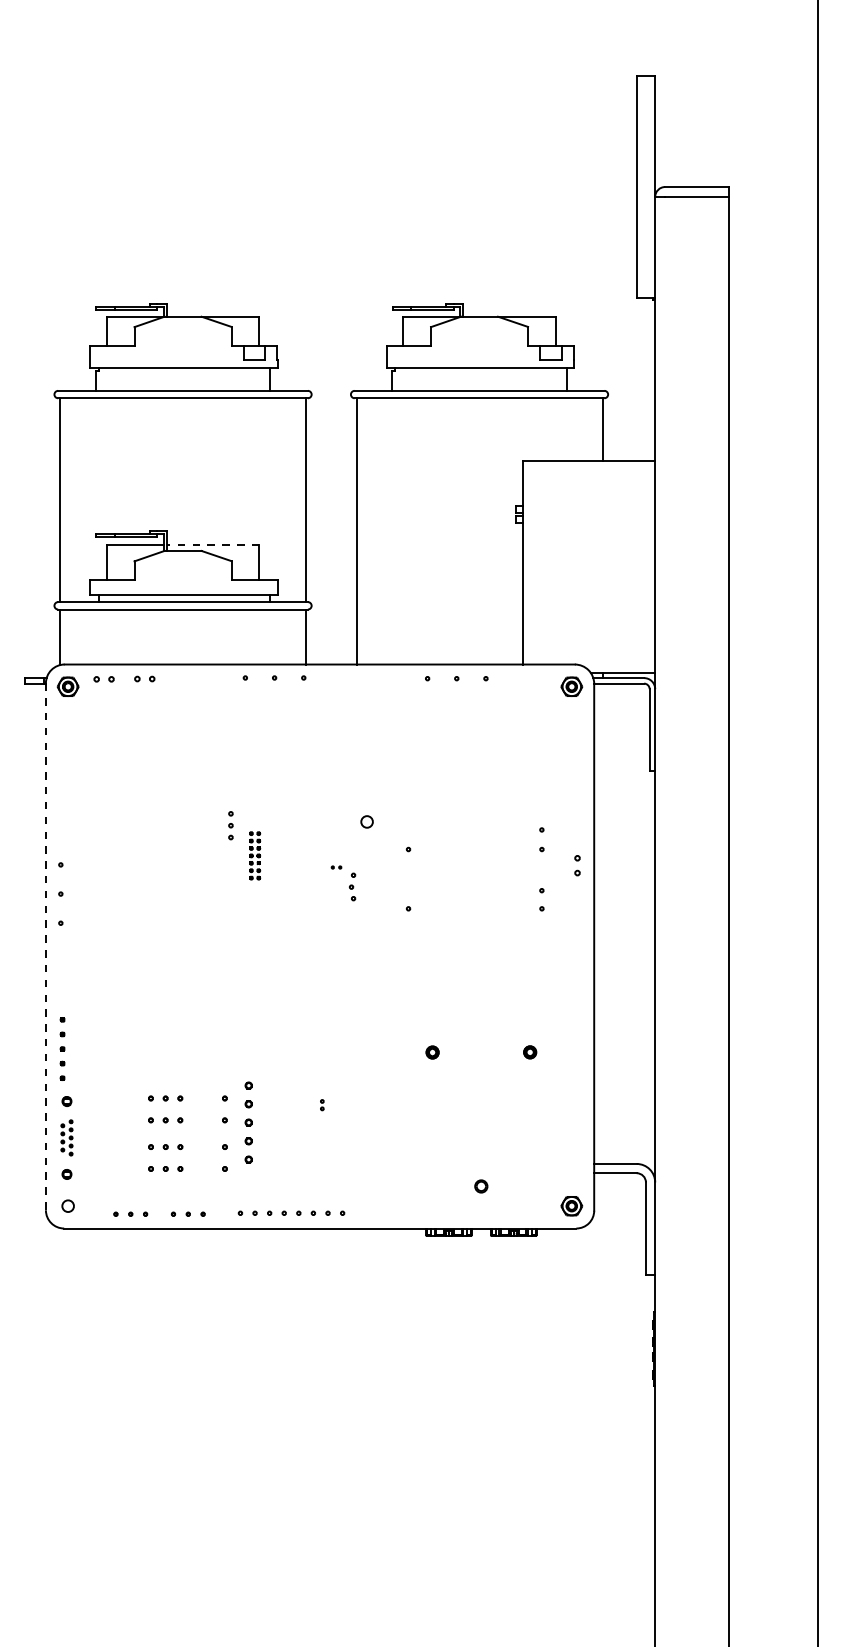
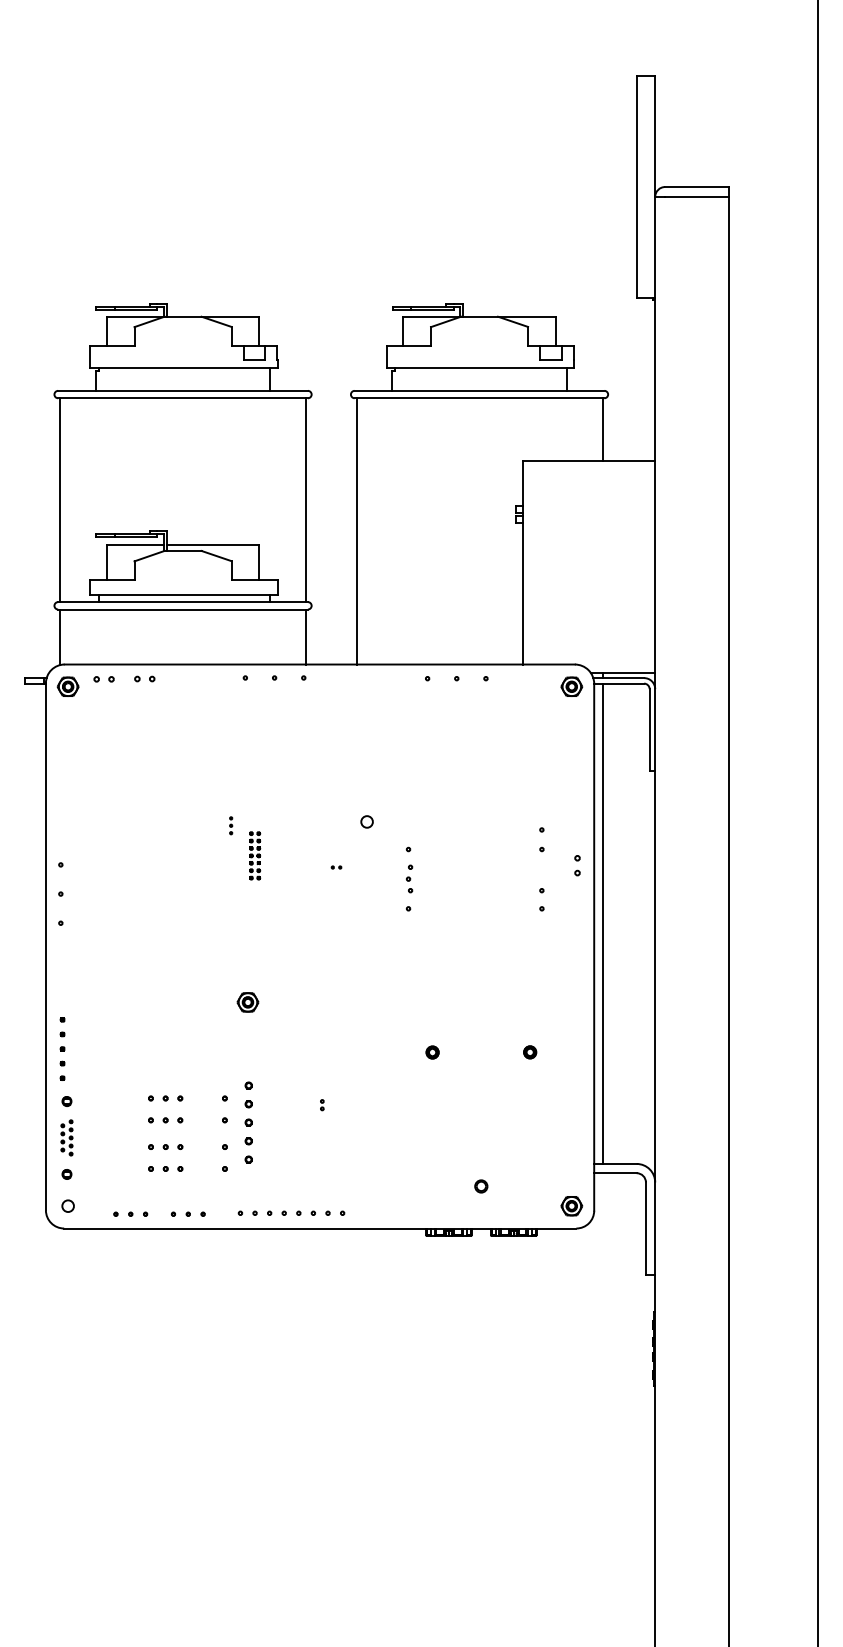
line: dashed -> solid (212, 544)
part size: 6x30 px -> 5x20 px (231, 825)
part position: (352, 886) -> (409, 878) (409, 878)
line: none -> present (602, 923)
line: dashed -> solid (45, 946)
part: none -> present (247, 1002)
